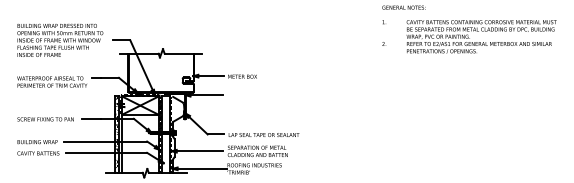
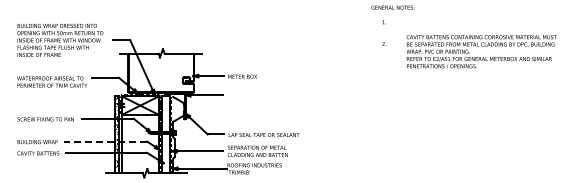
text position: (403, 7) -> (392, 7) (392, 7)
text position: (481, 36) -> (481, 51) (481, 51)
line: solid -> dashed (105, 141)
